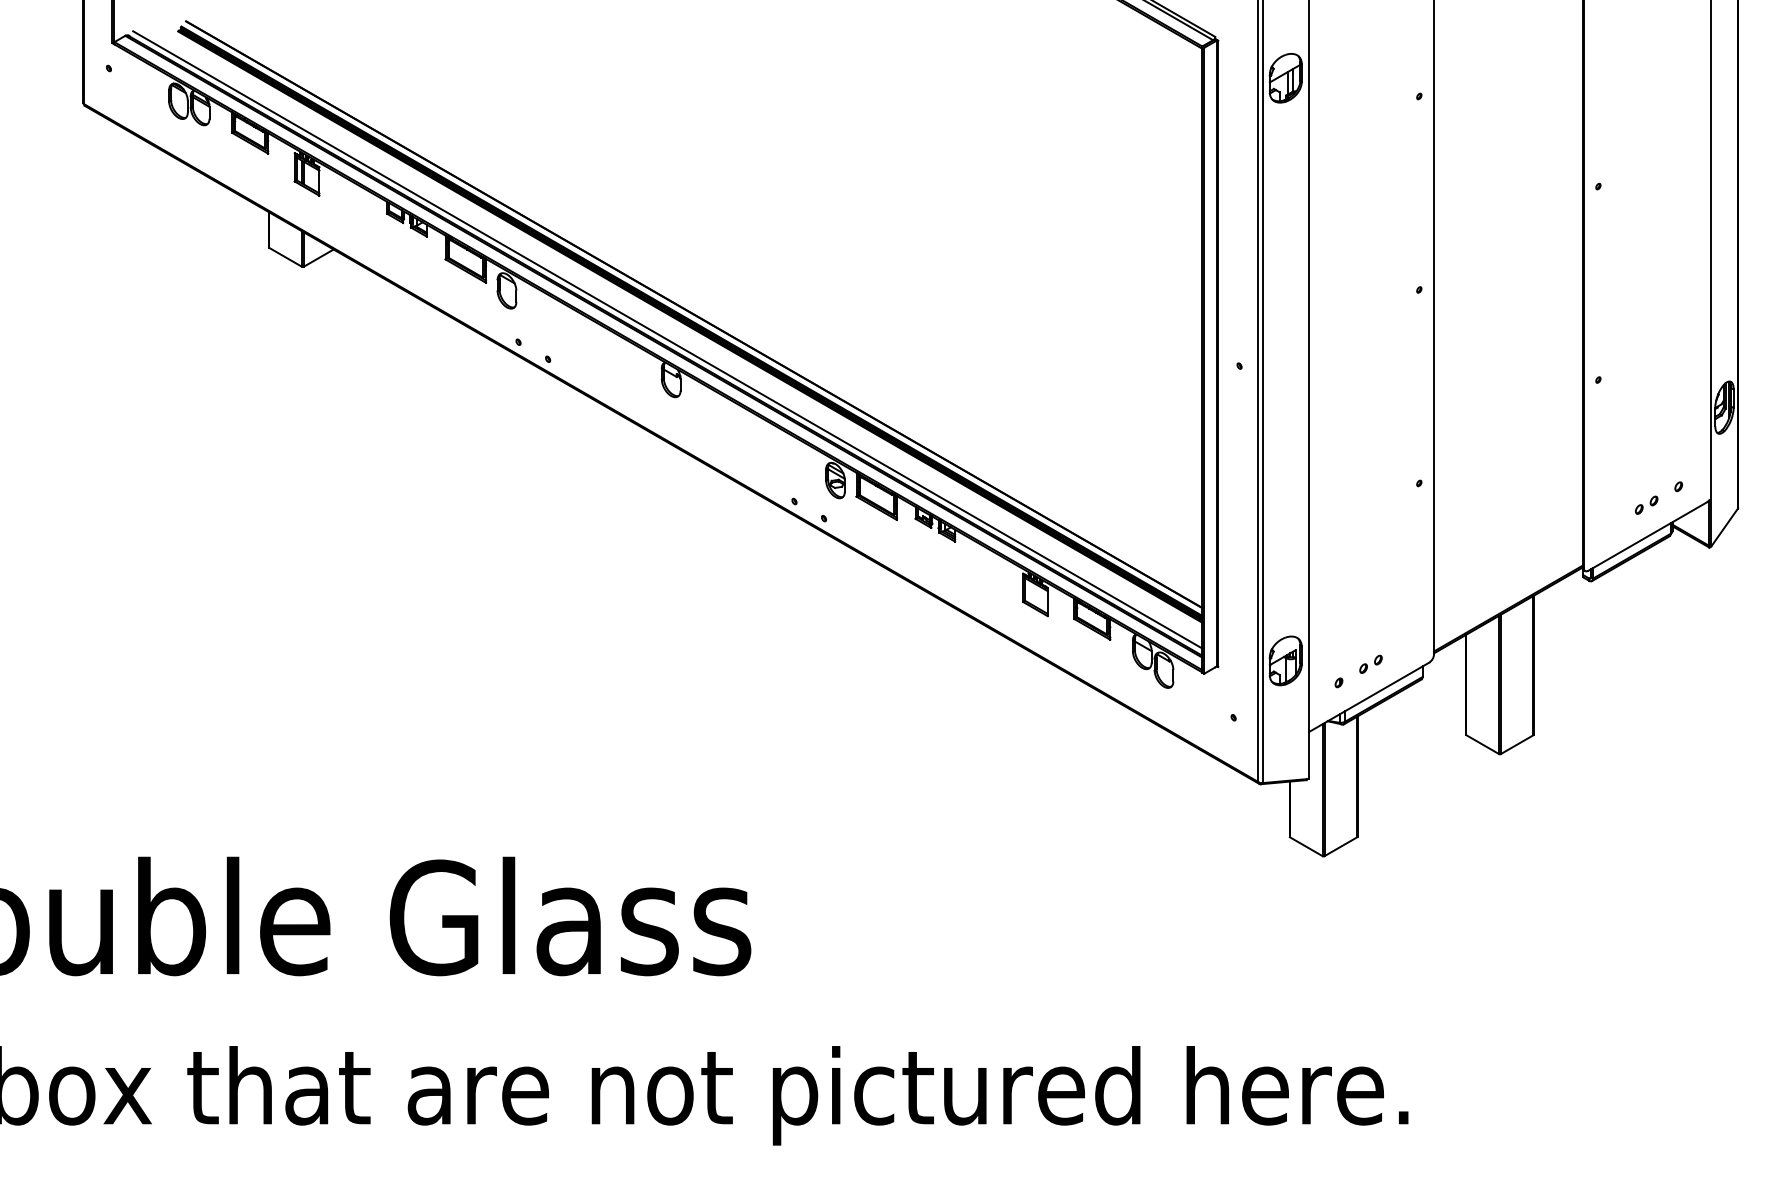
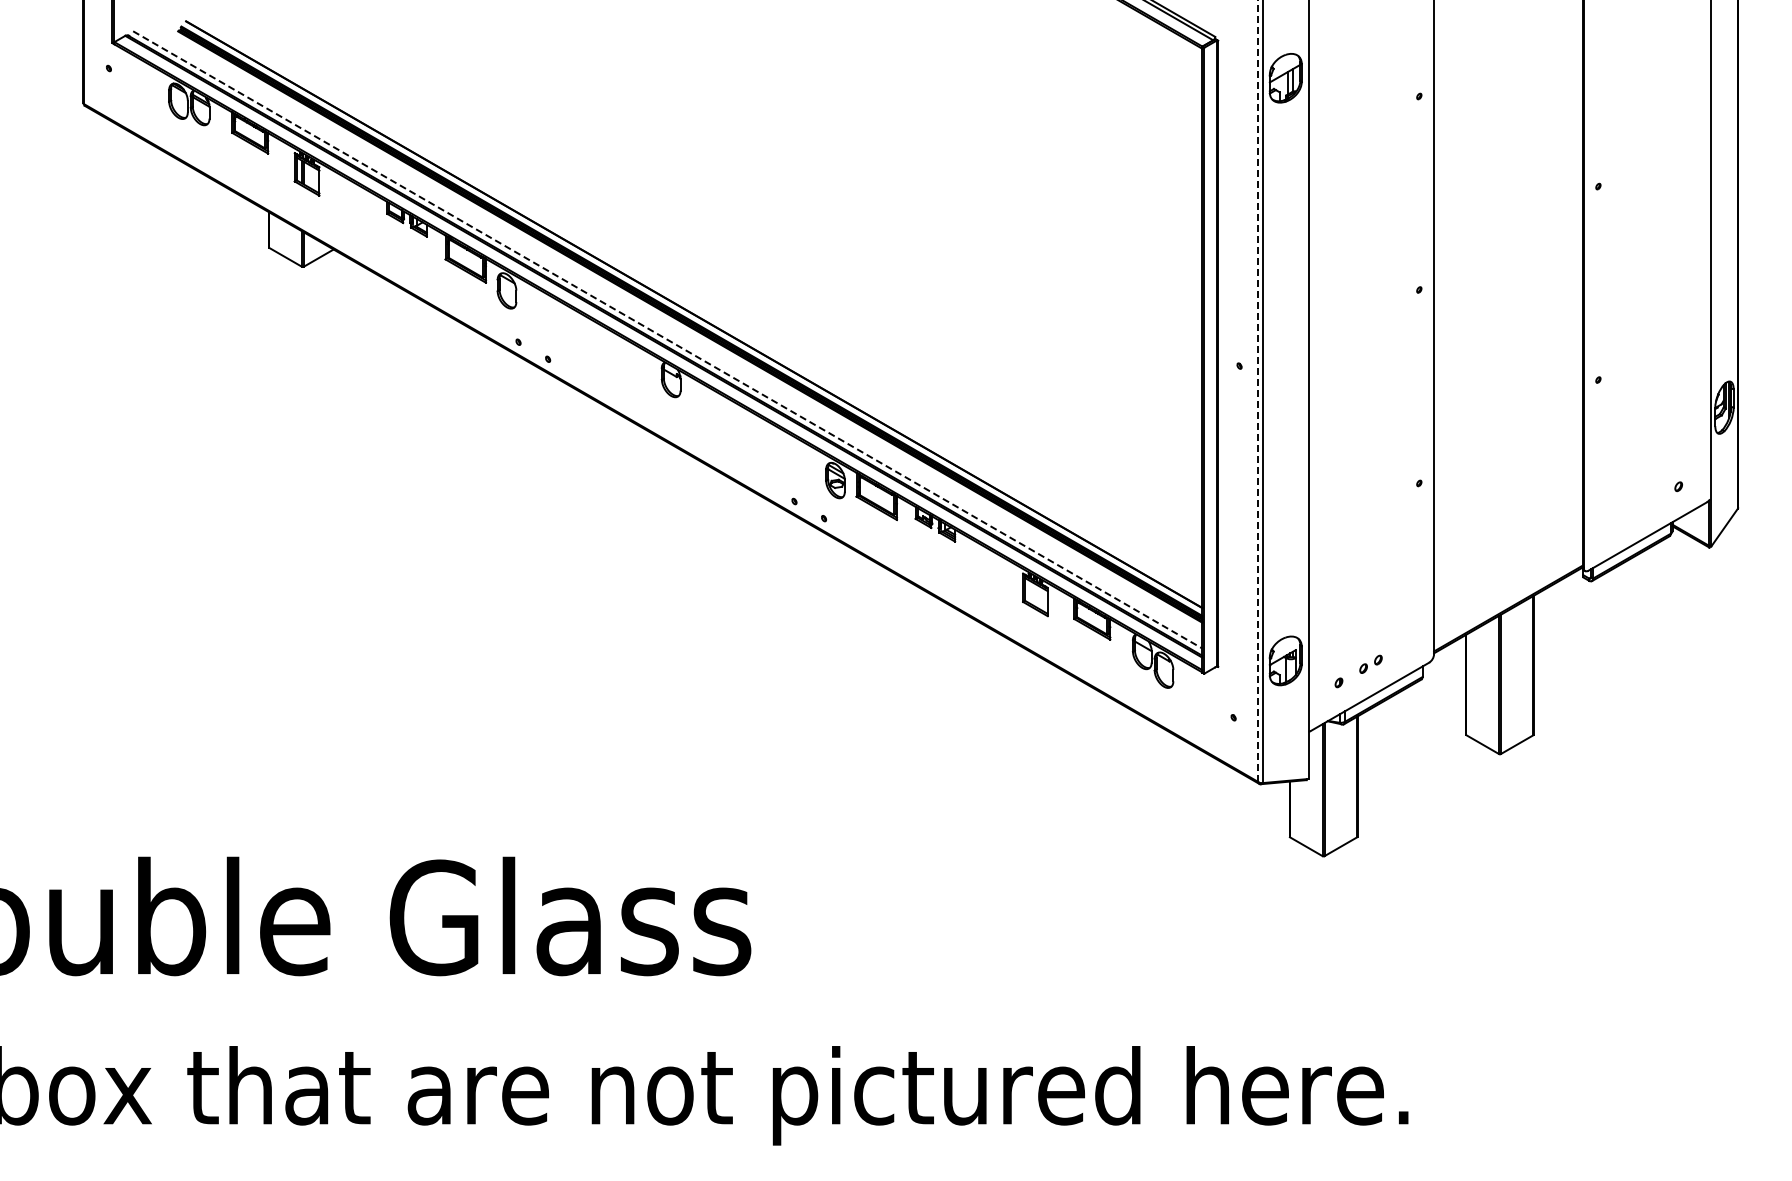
line: solid -> dashed (668, 340)
line: solid -> dashed (1258, 391)
part: present -> none (1646, 504)
